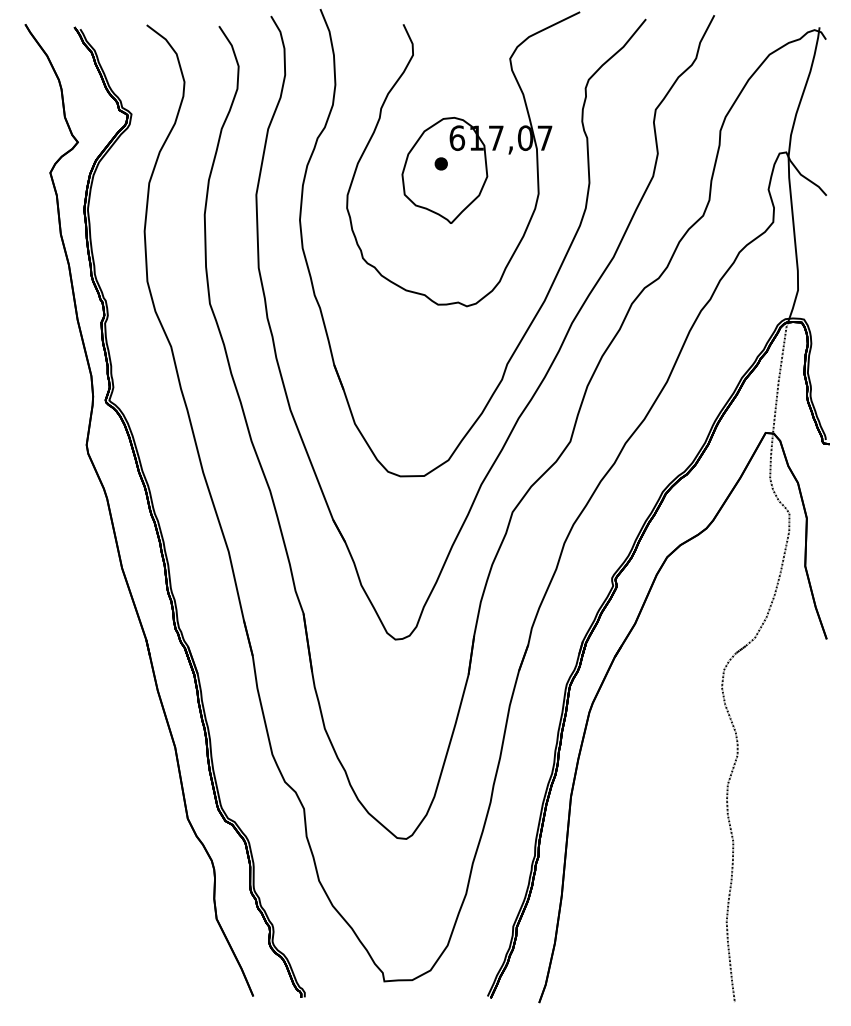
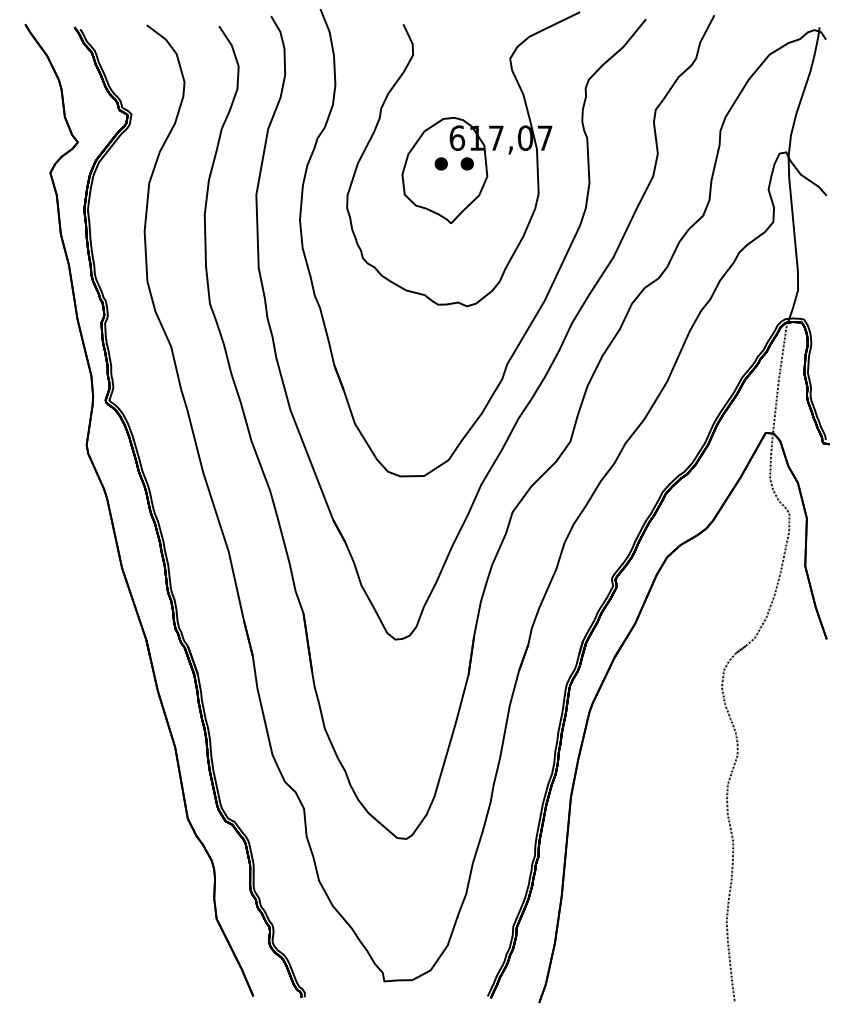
part: none -> present (466, 163)
